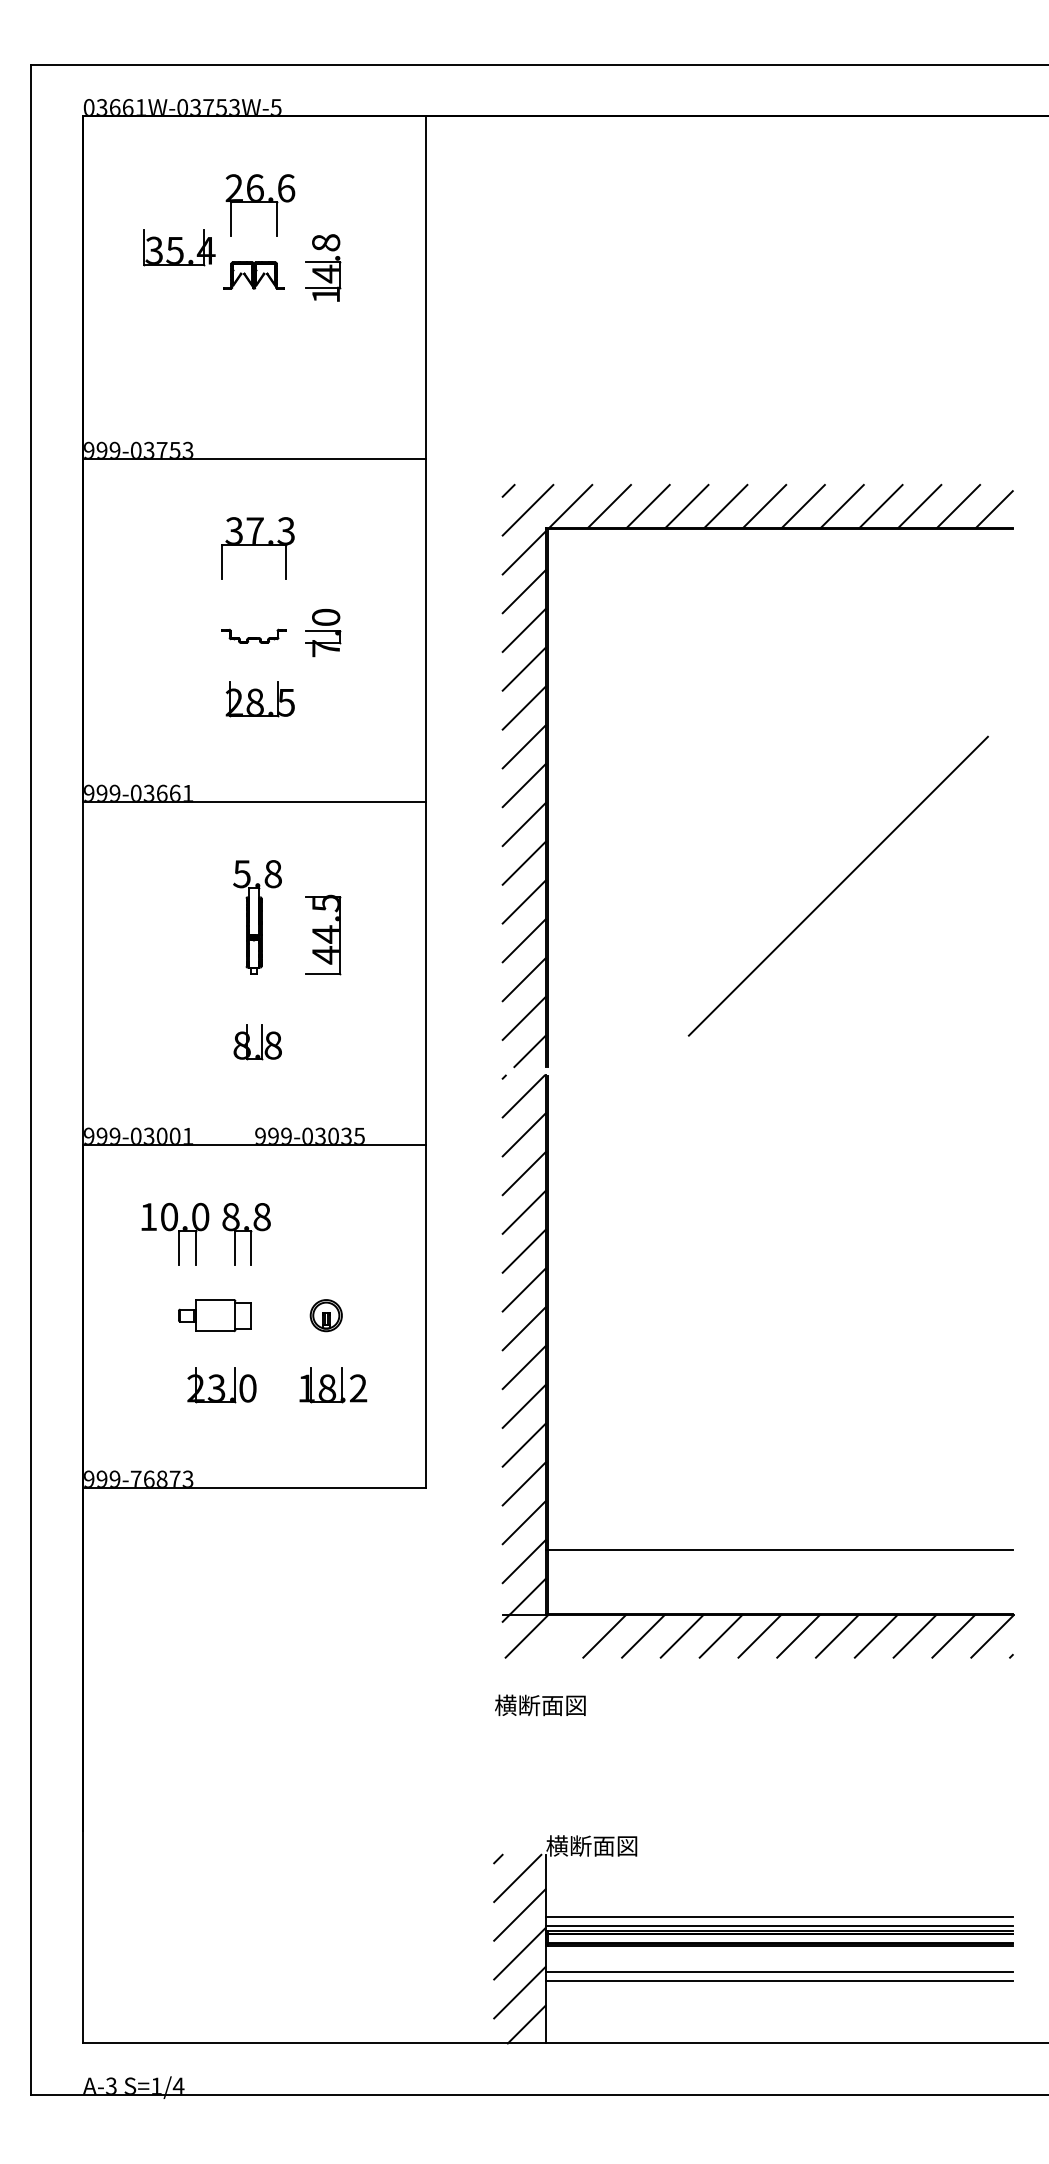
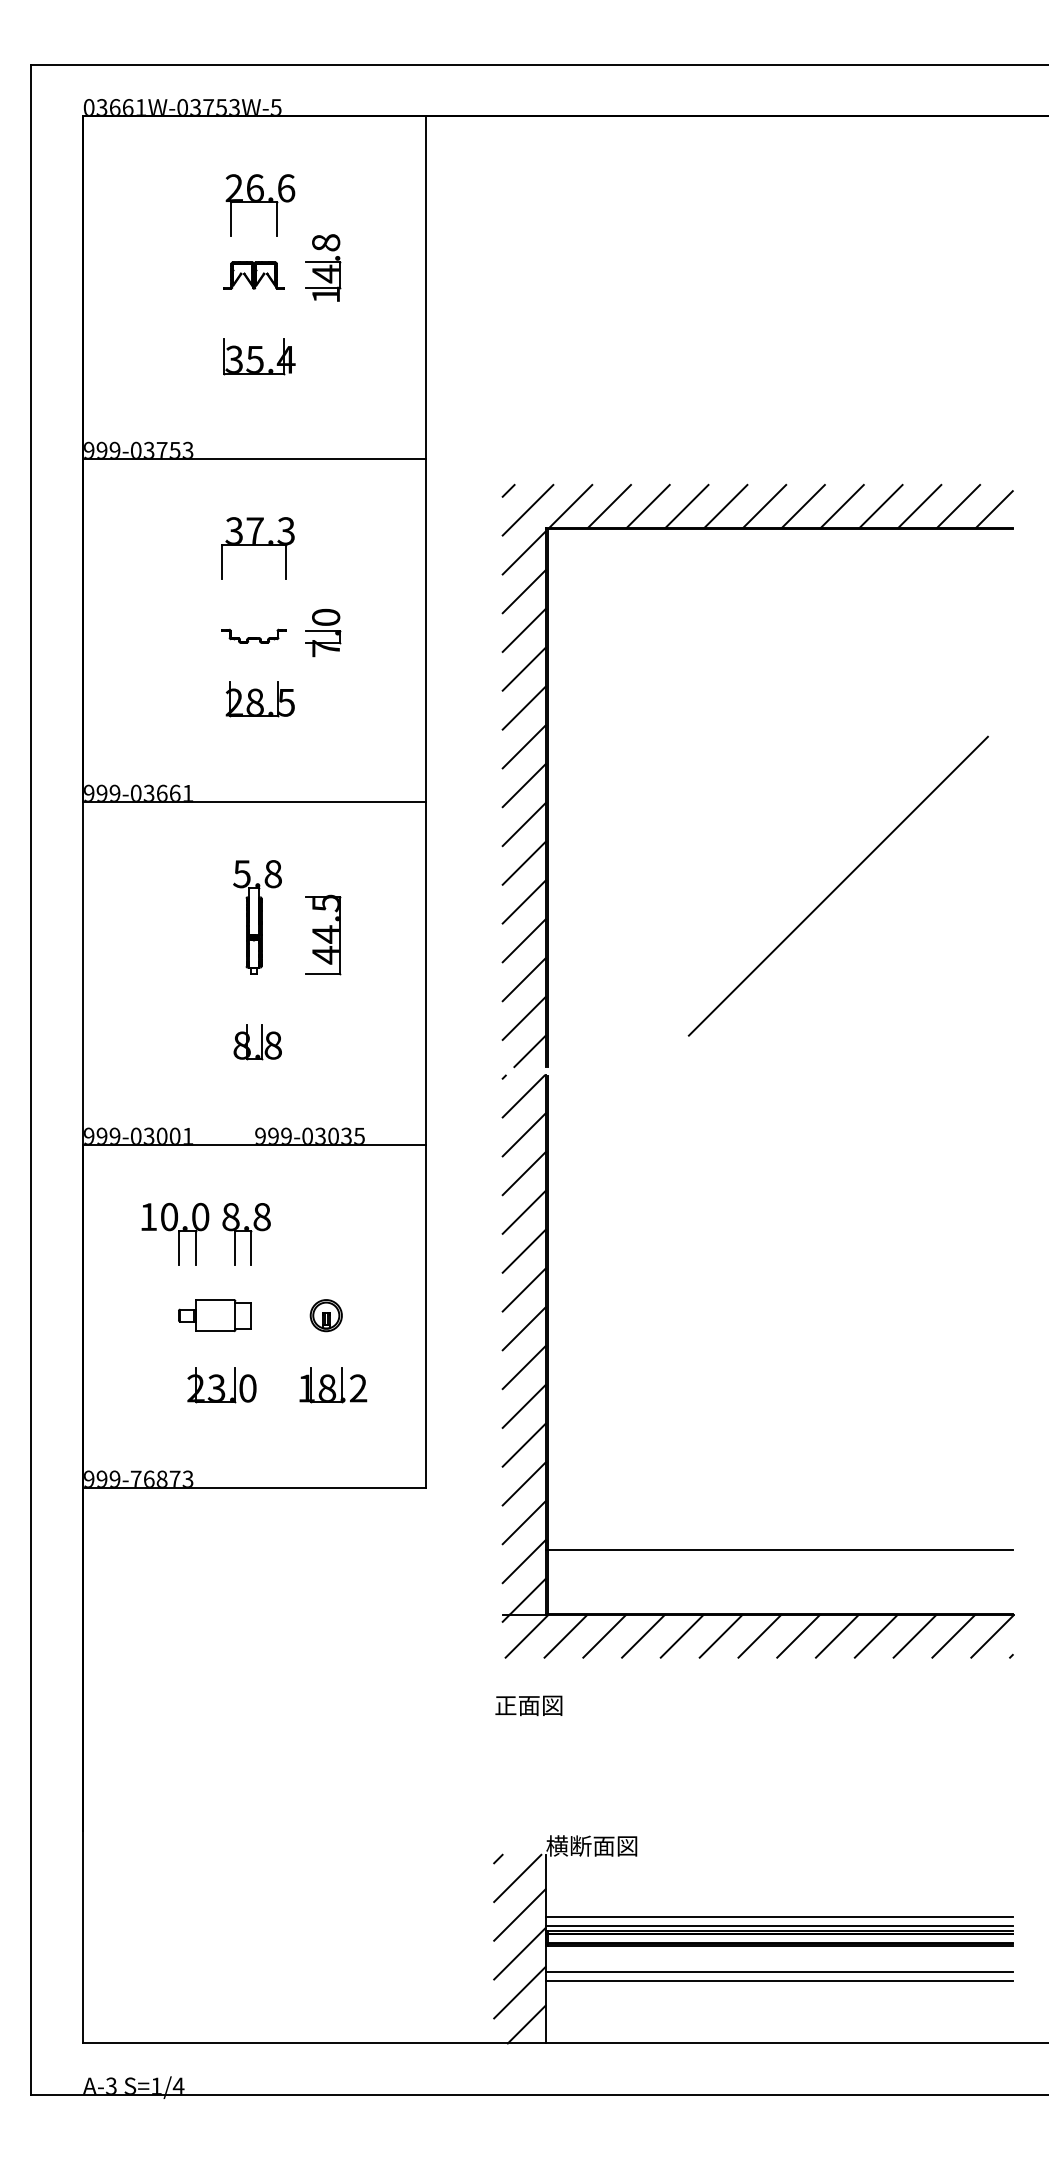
part position: (179, 247) -> (259, 356) (259, 356)
line: none -> present (565, 1635)
text: 横断面図 -> 正面図 (540, 1705)
